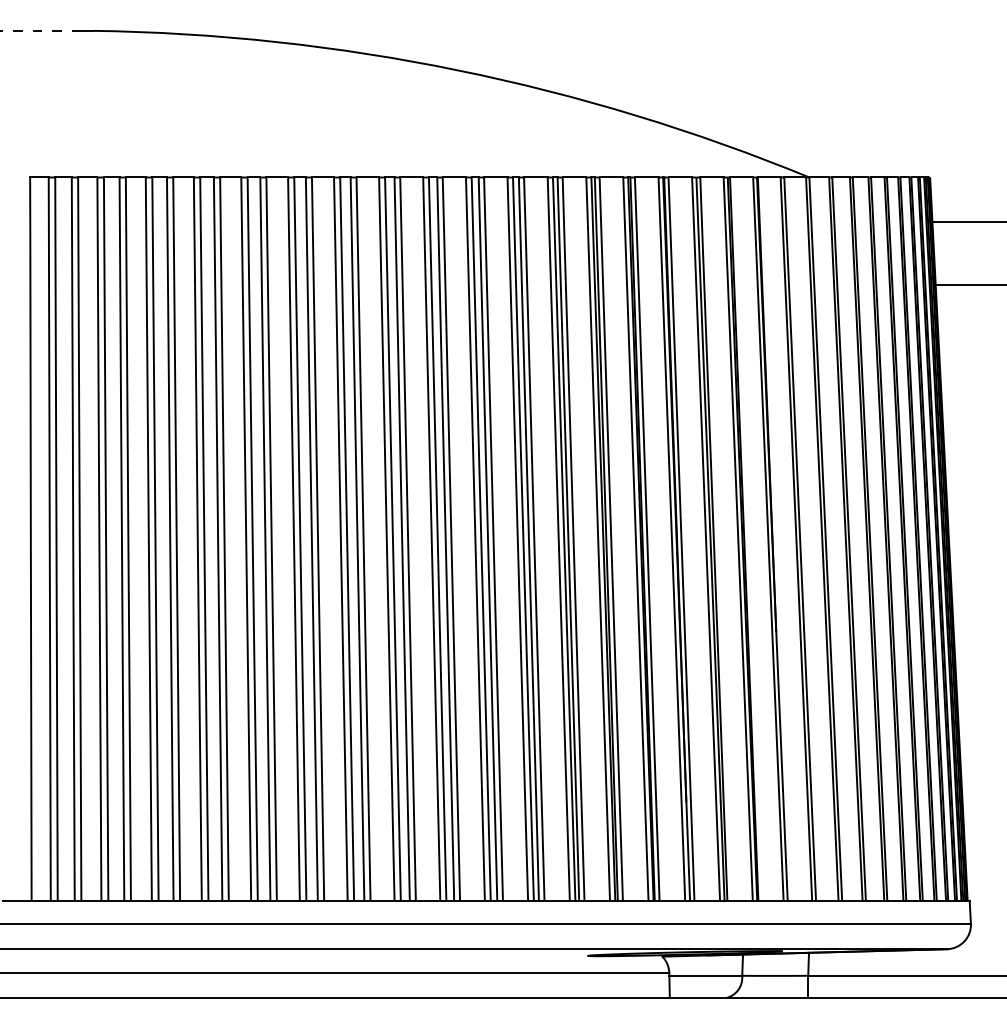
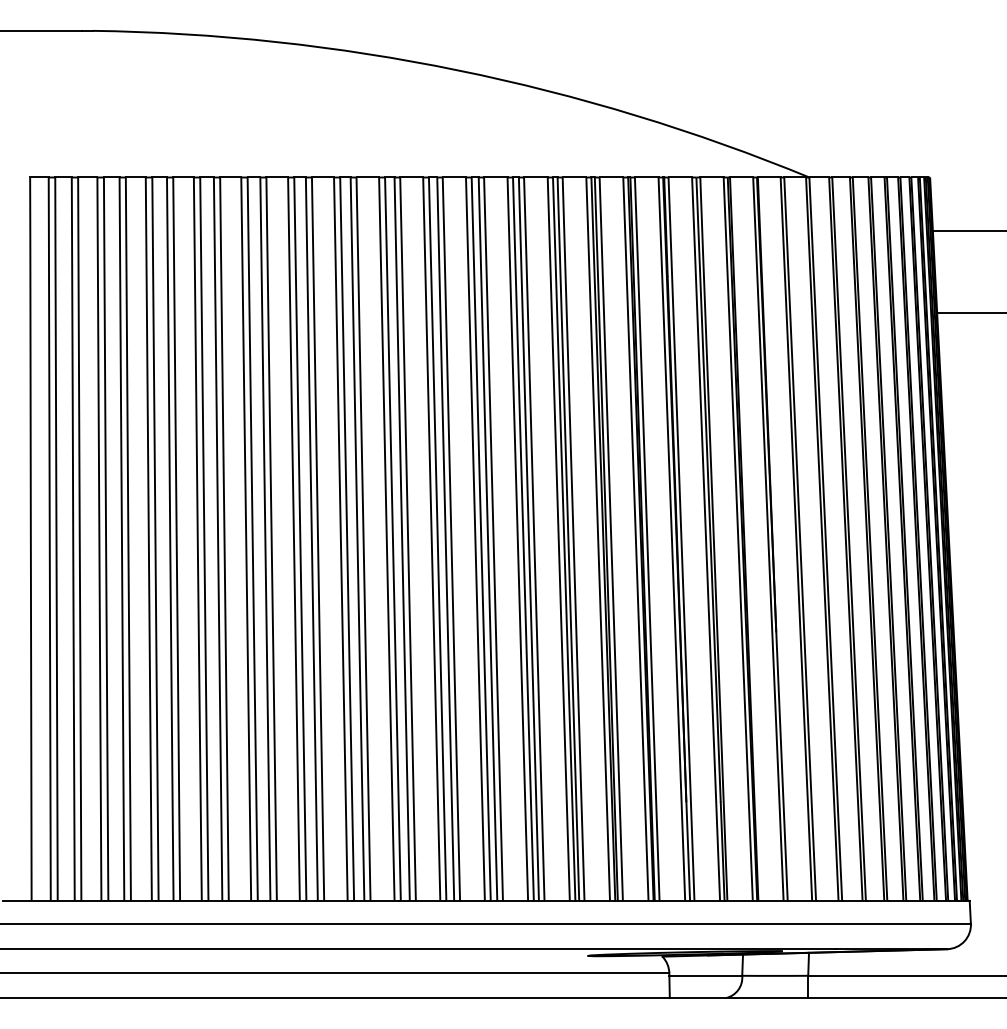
line: dashed -> solid (40, 30)
line position: (967, 221) -> (967, 230) (967, 230)
line position: (970, 285) -> (970, 313) (970, 313)
